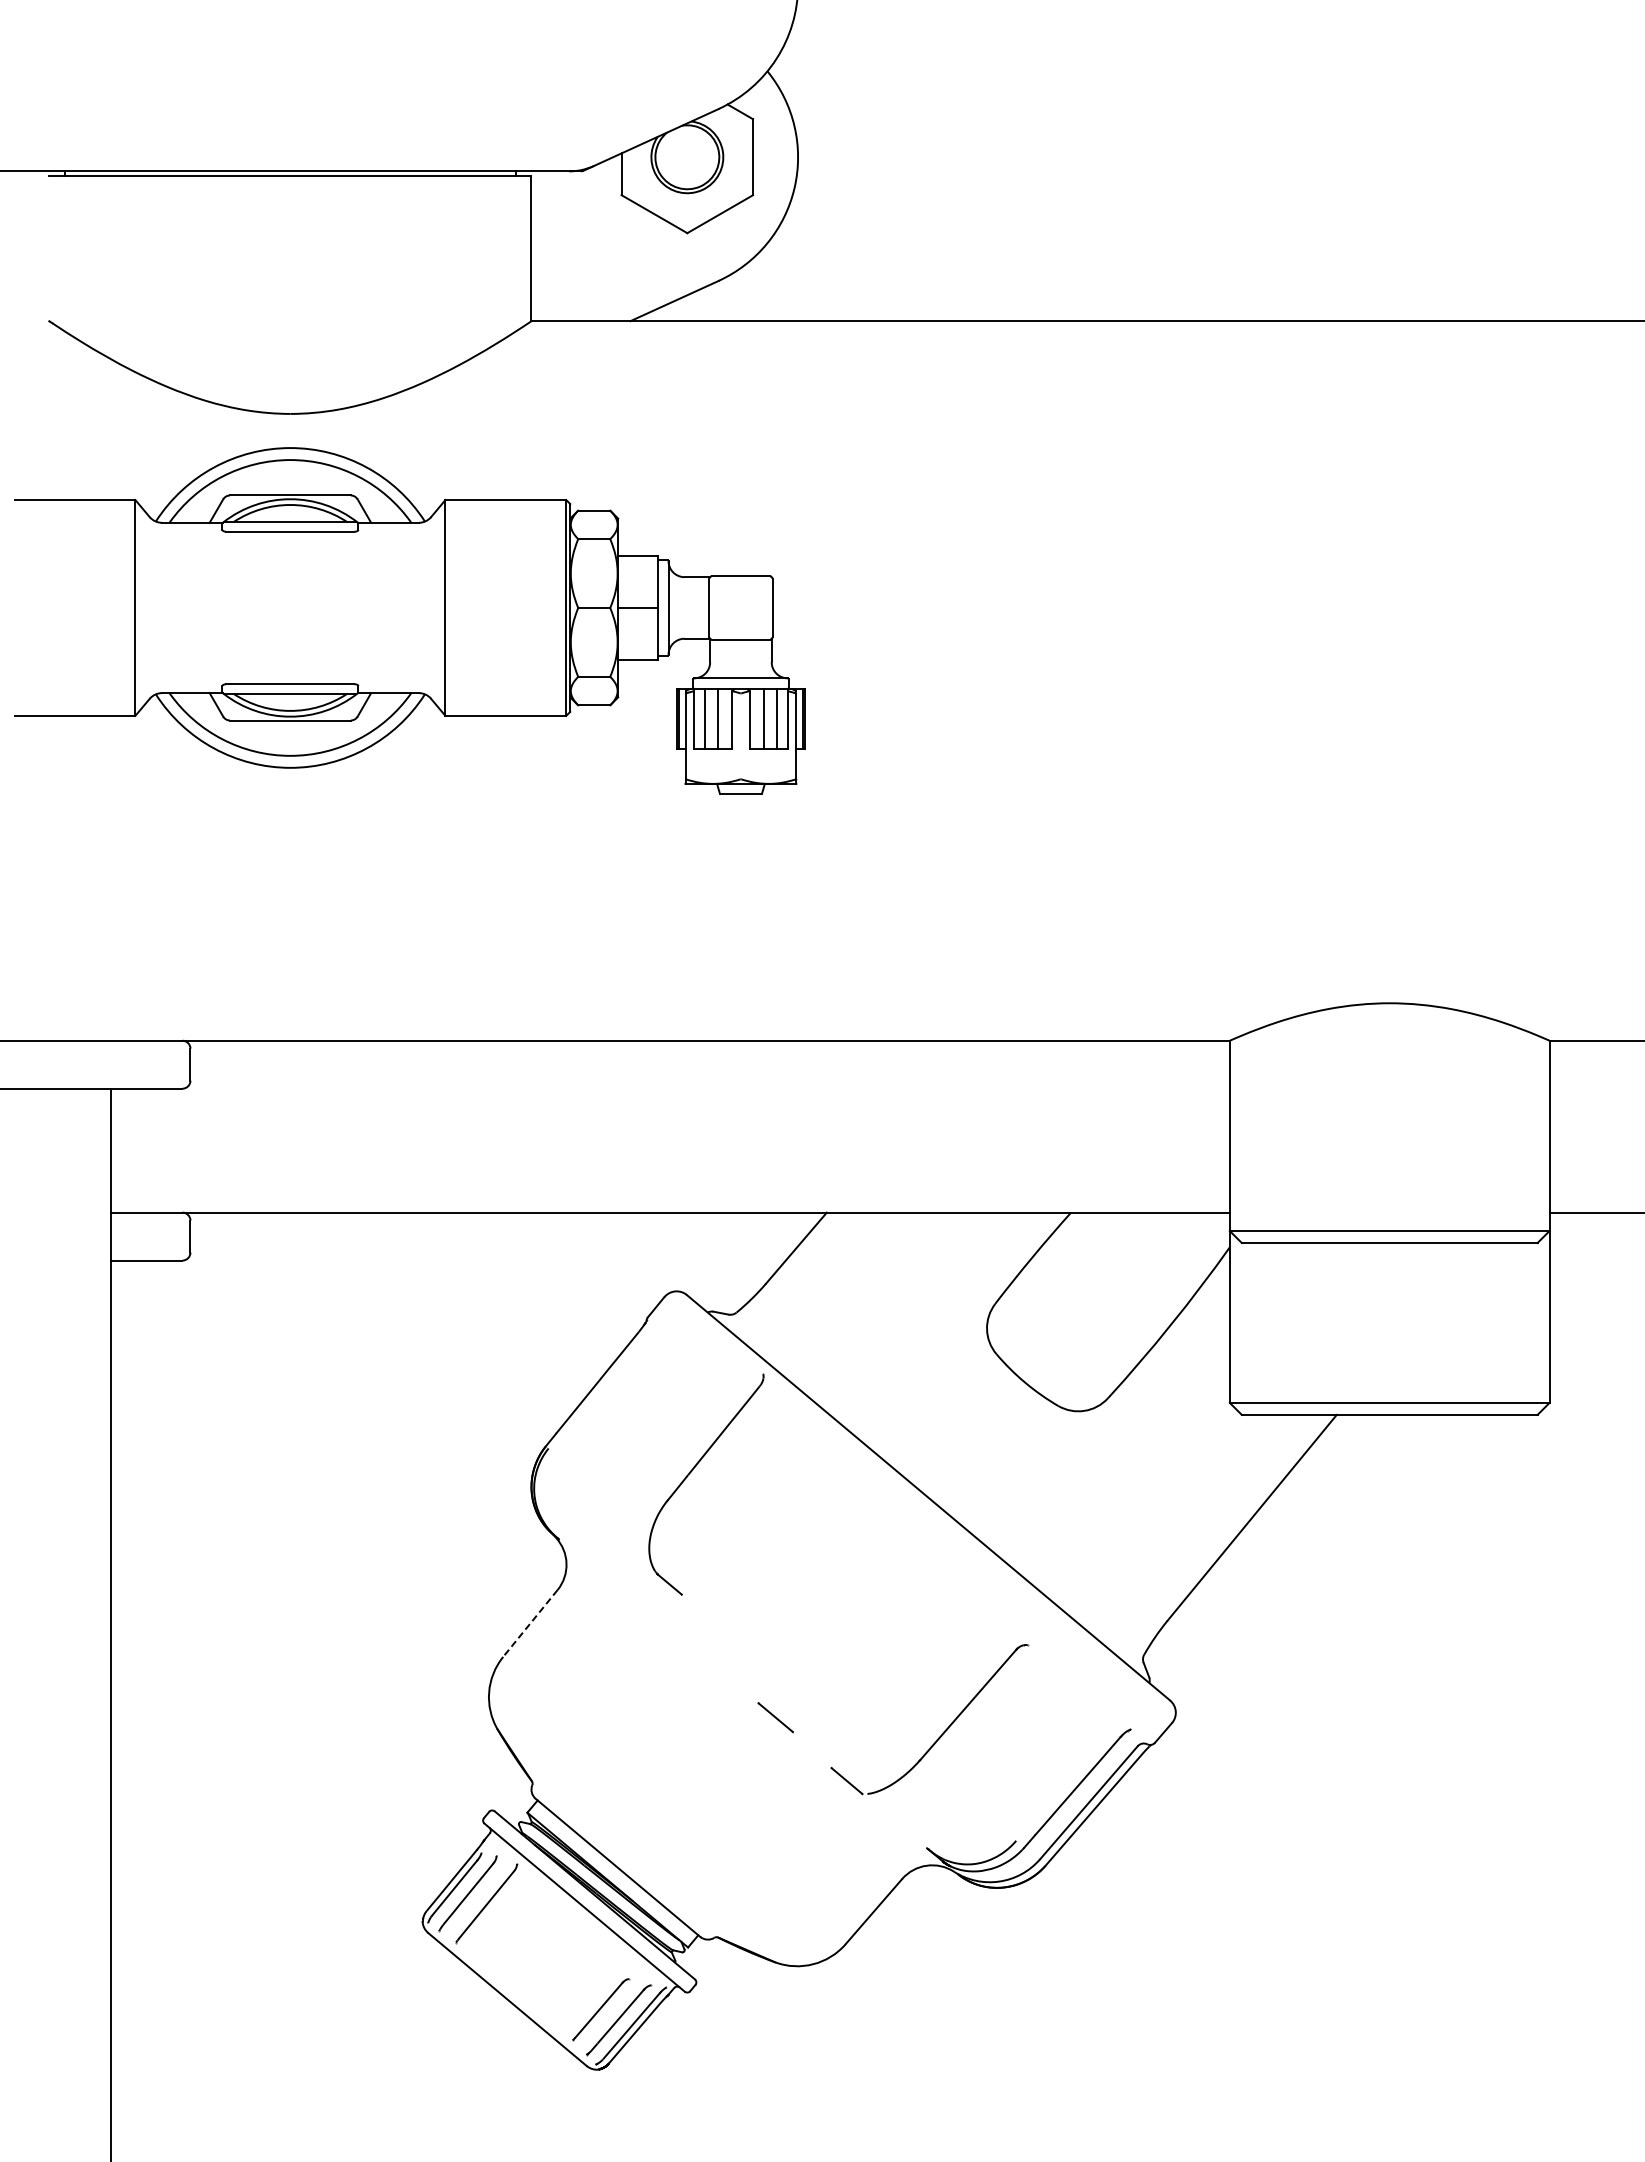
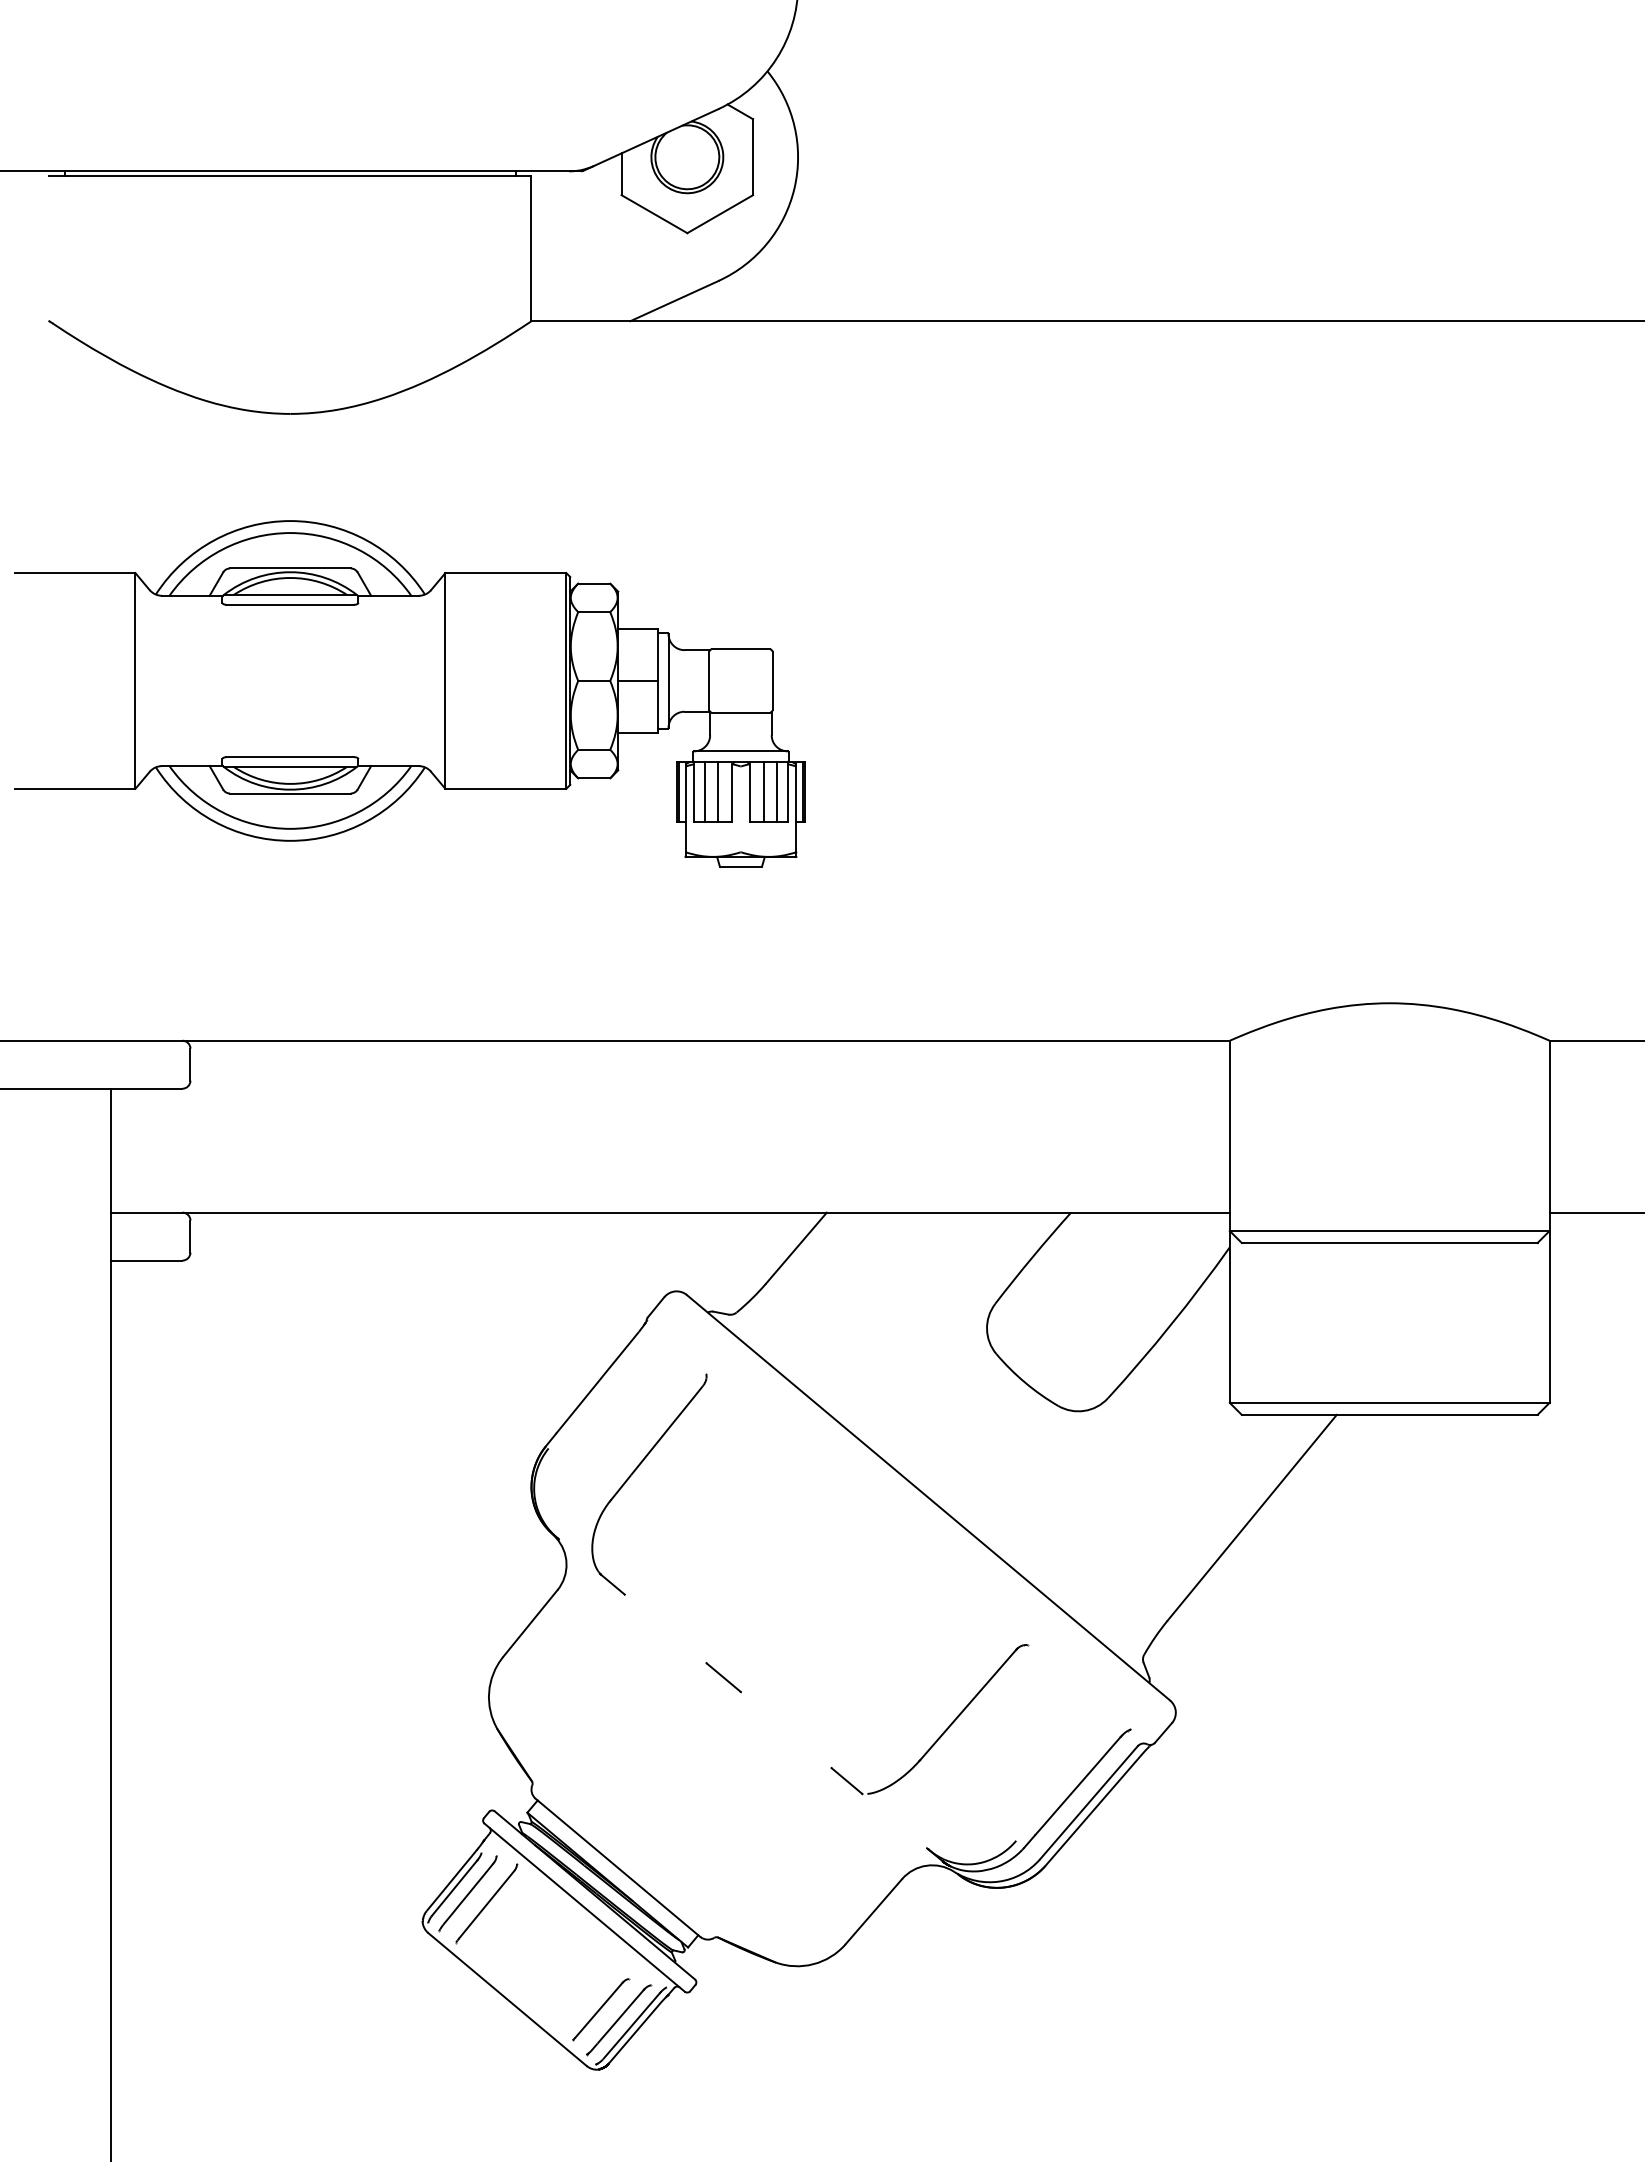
part position: (409, 620) -> (409, 693) (409, 693)
part position: (693, 1470) -> (636, 1470) (636, 1470)
line: dashed -> solid (530, 1623)
line position: (775, 1717) -> (723, 1677) (723, 1677)
